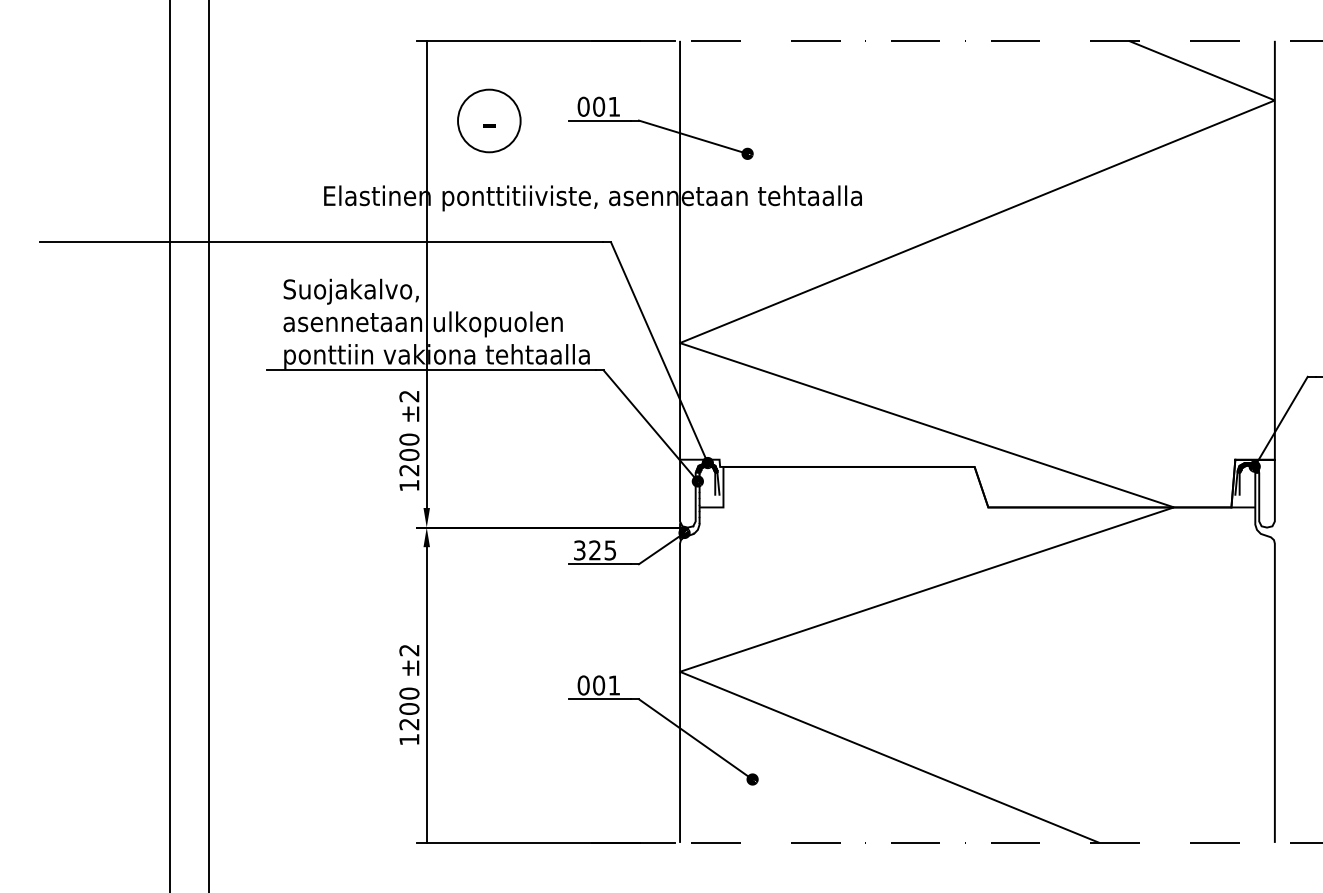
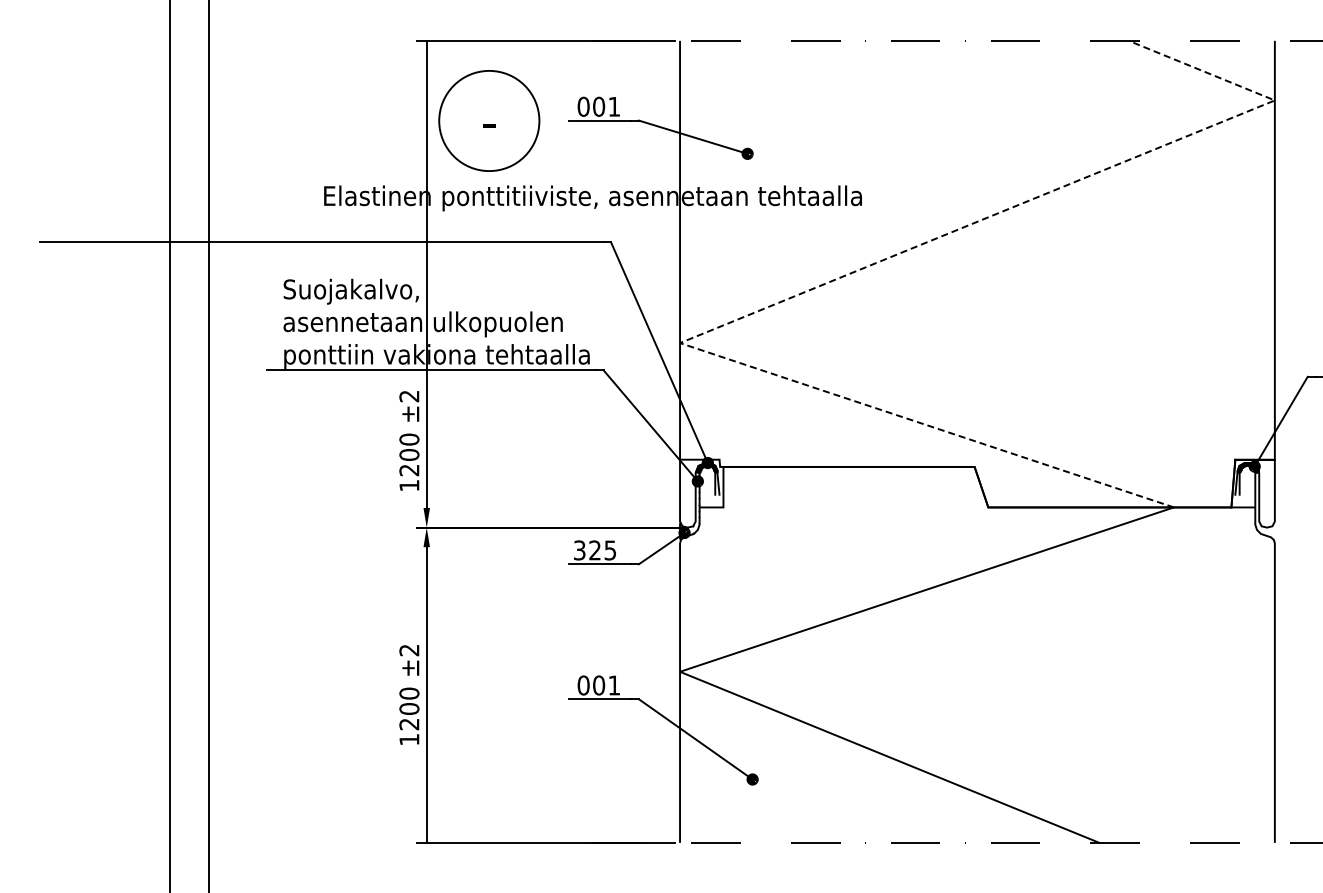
circle diameter: 63 px -> 100 px (489, 120)
line: solid -> dashed (809, 290)
